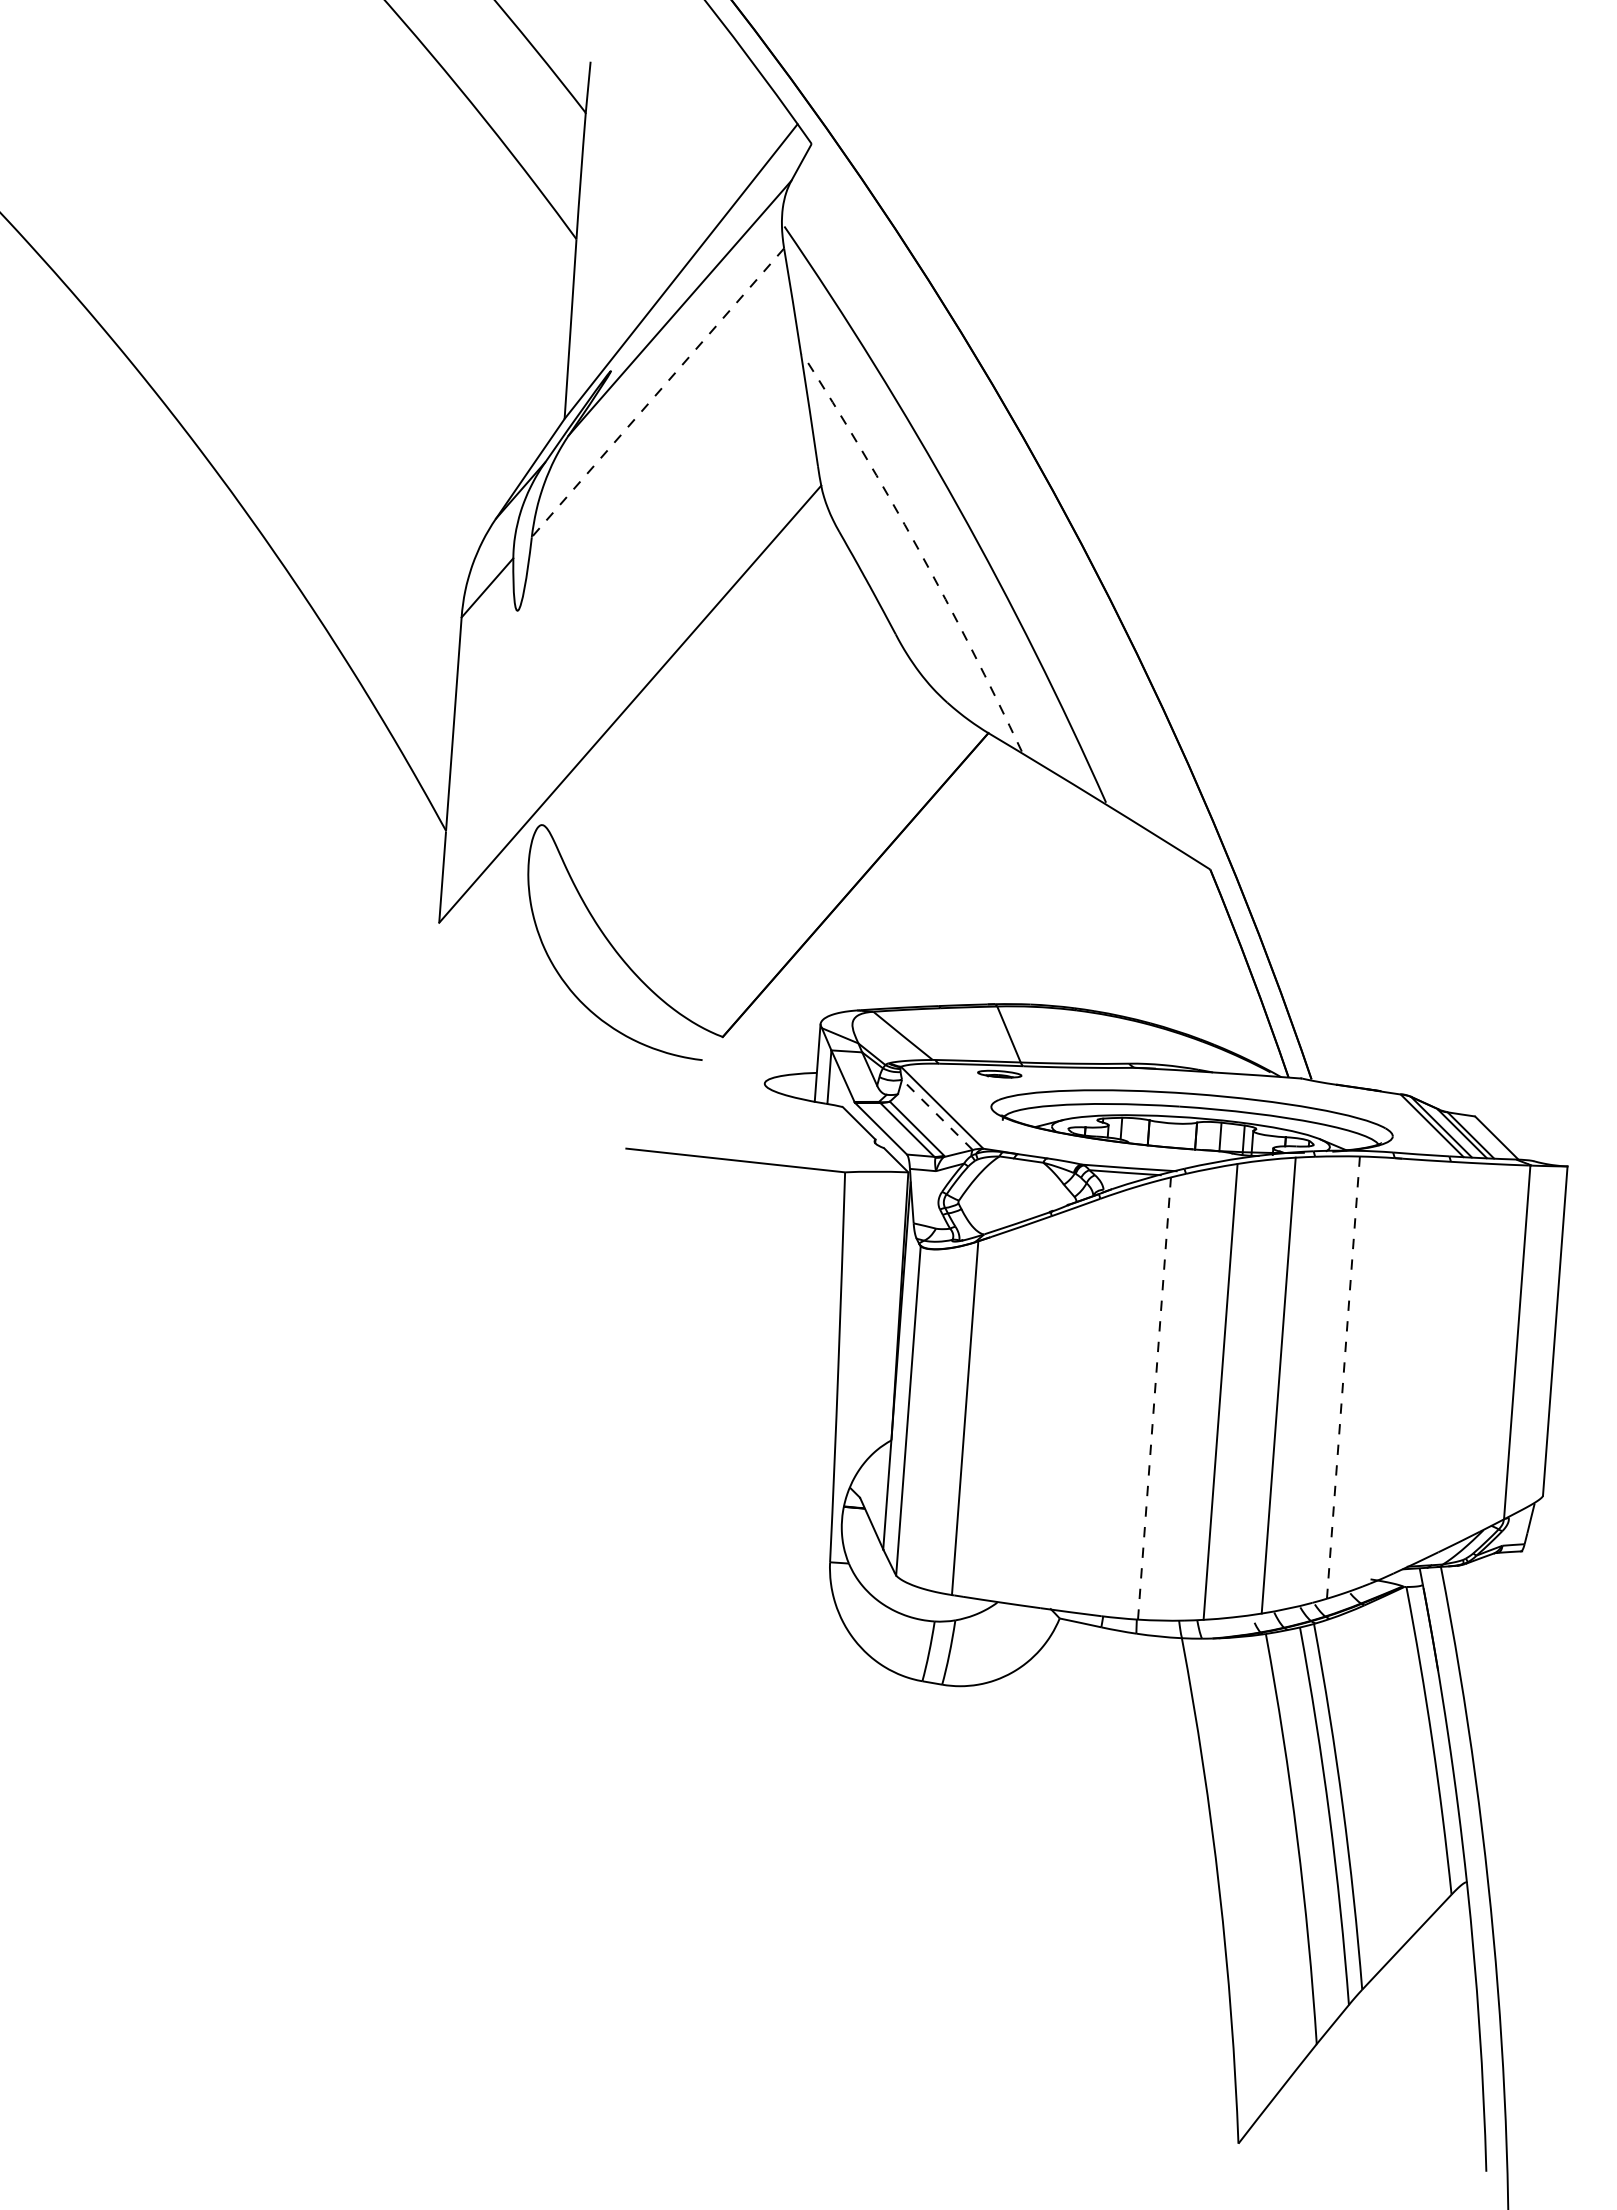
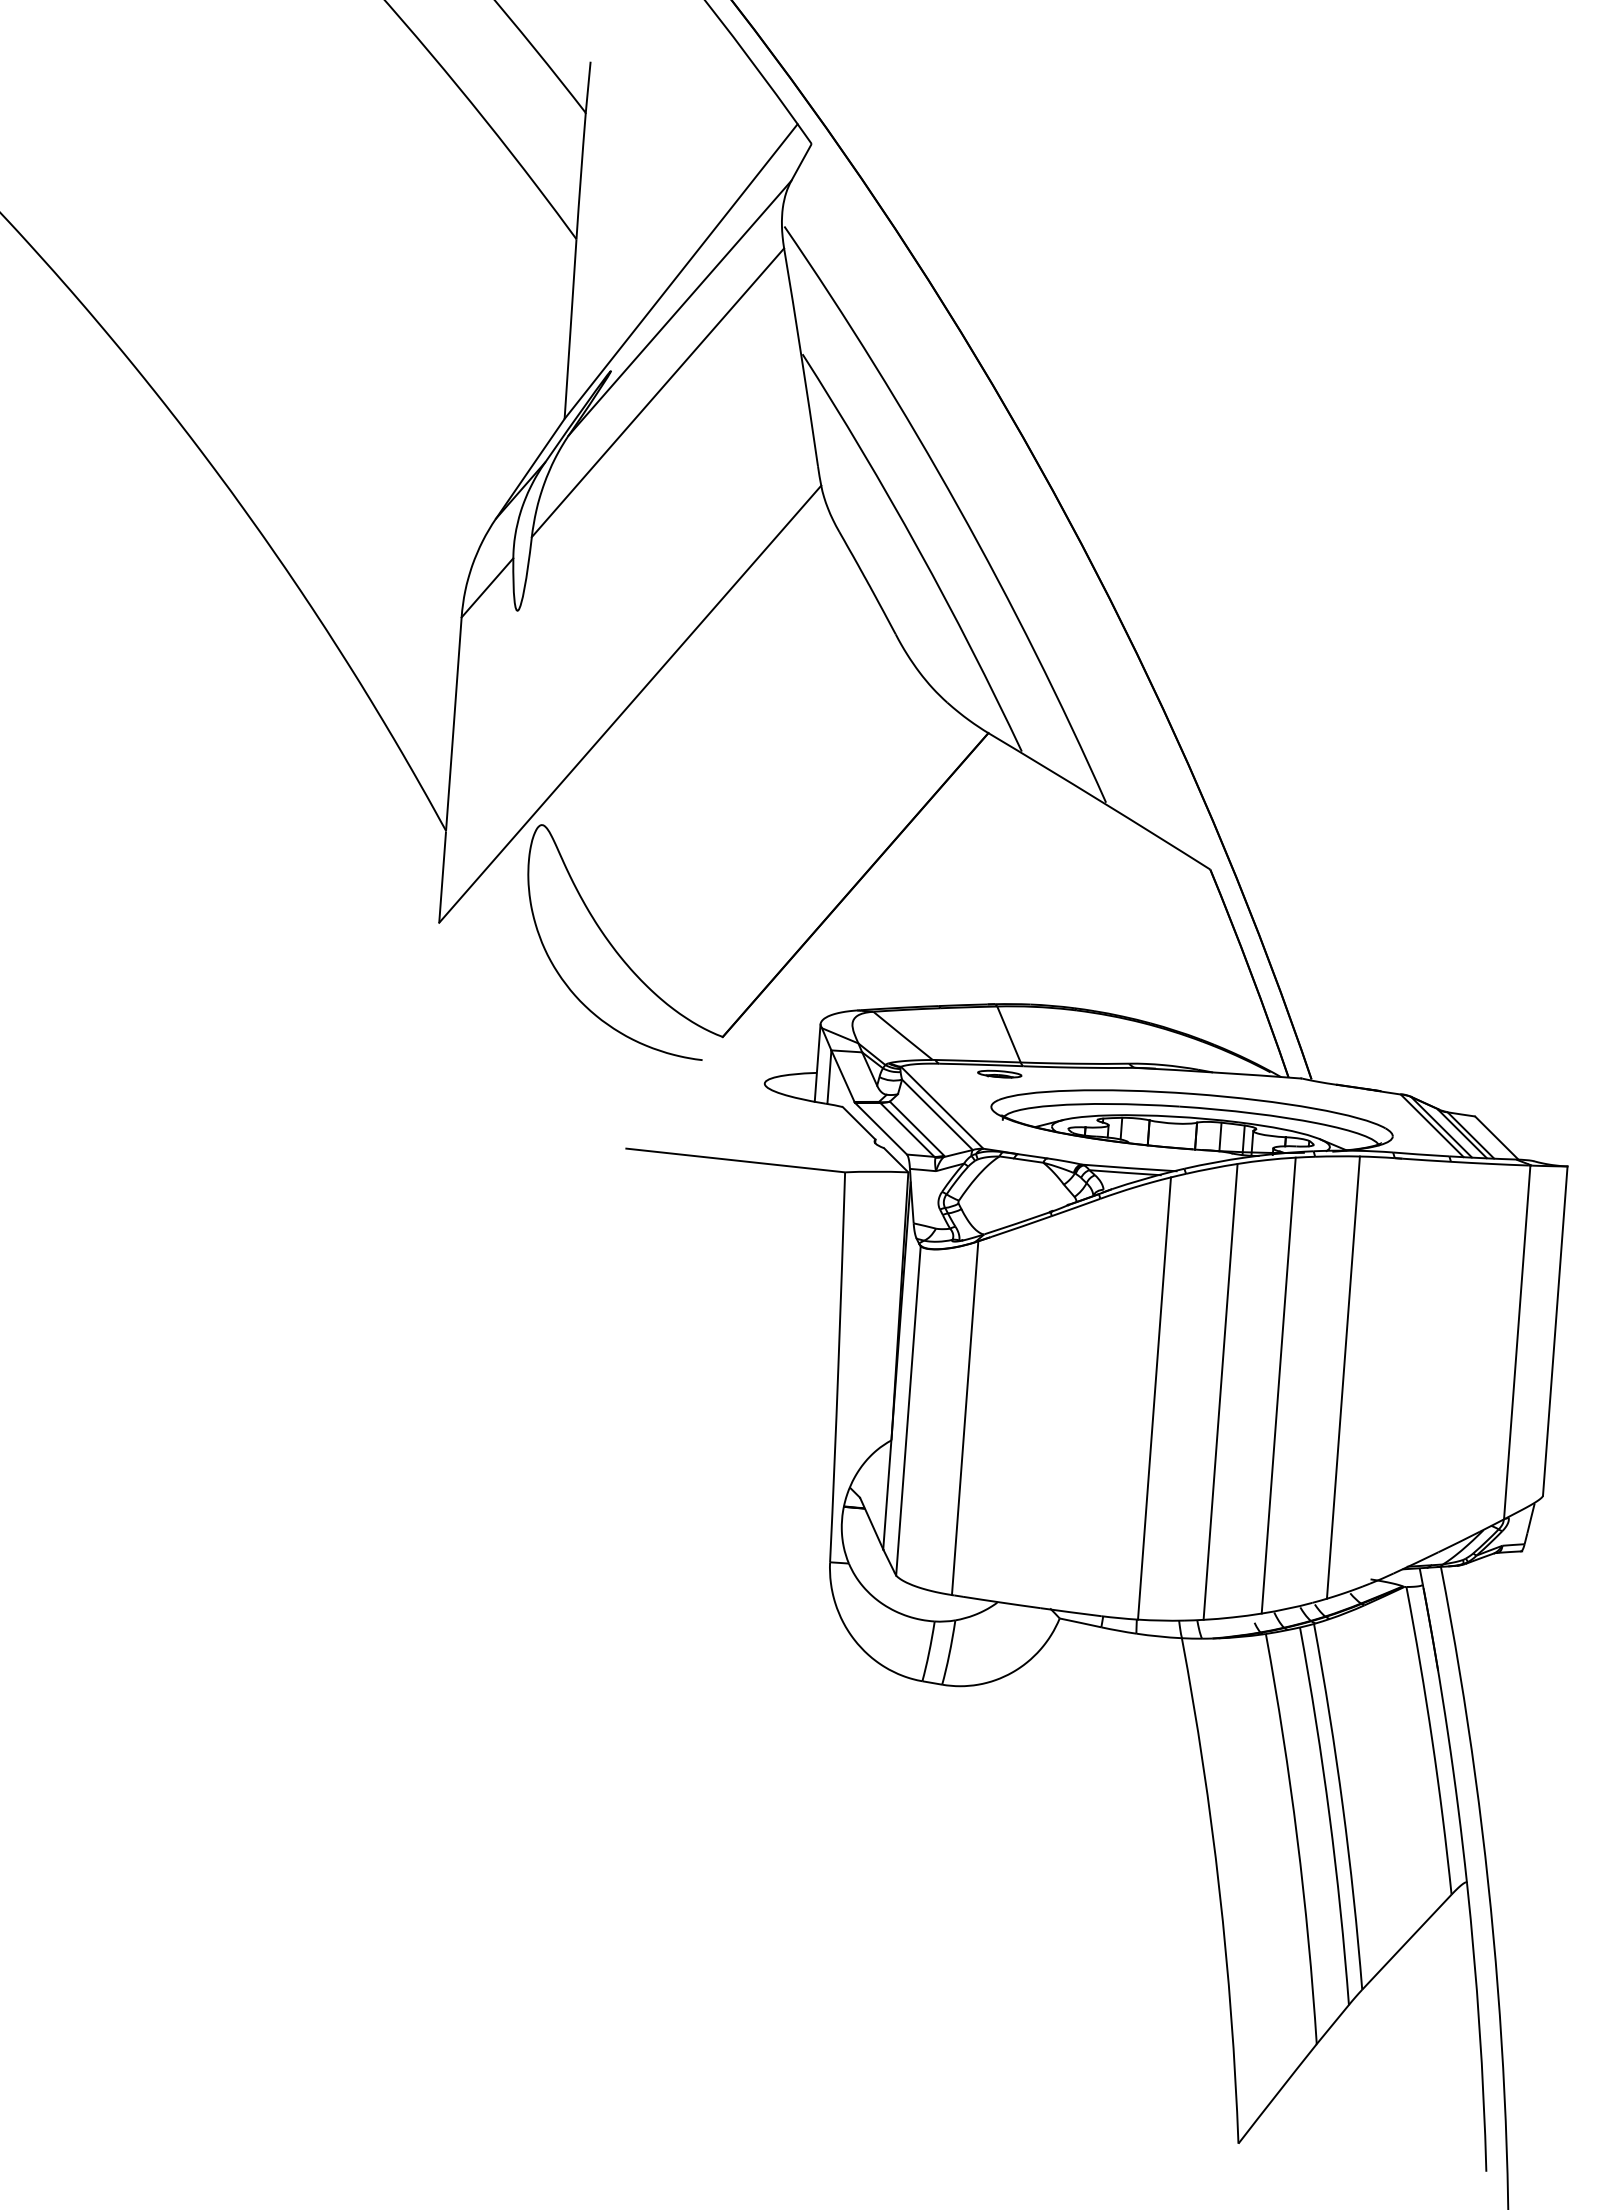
line: dashed -> solid (657, 392)
arc: dashed -> solid (918, 549)
line: dashed -> solid (937, 1114)
line: dashed -> solid (1343, 1377)
line: dashed -> solid (1154, 1398)
